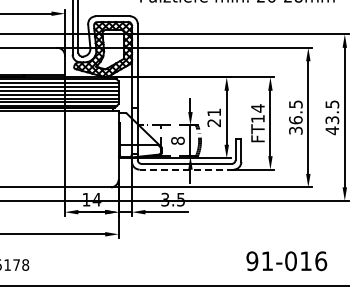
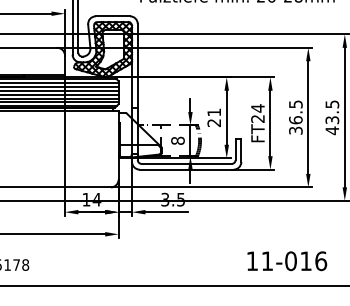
text: FT14 -> FT24 (257, 118)
line: dashed -> solid (186, 169)
text: 91-016 -> 11-016 (252, 261)
